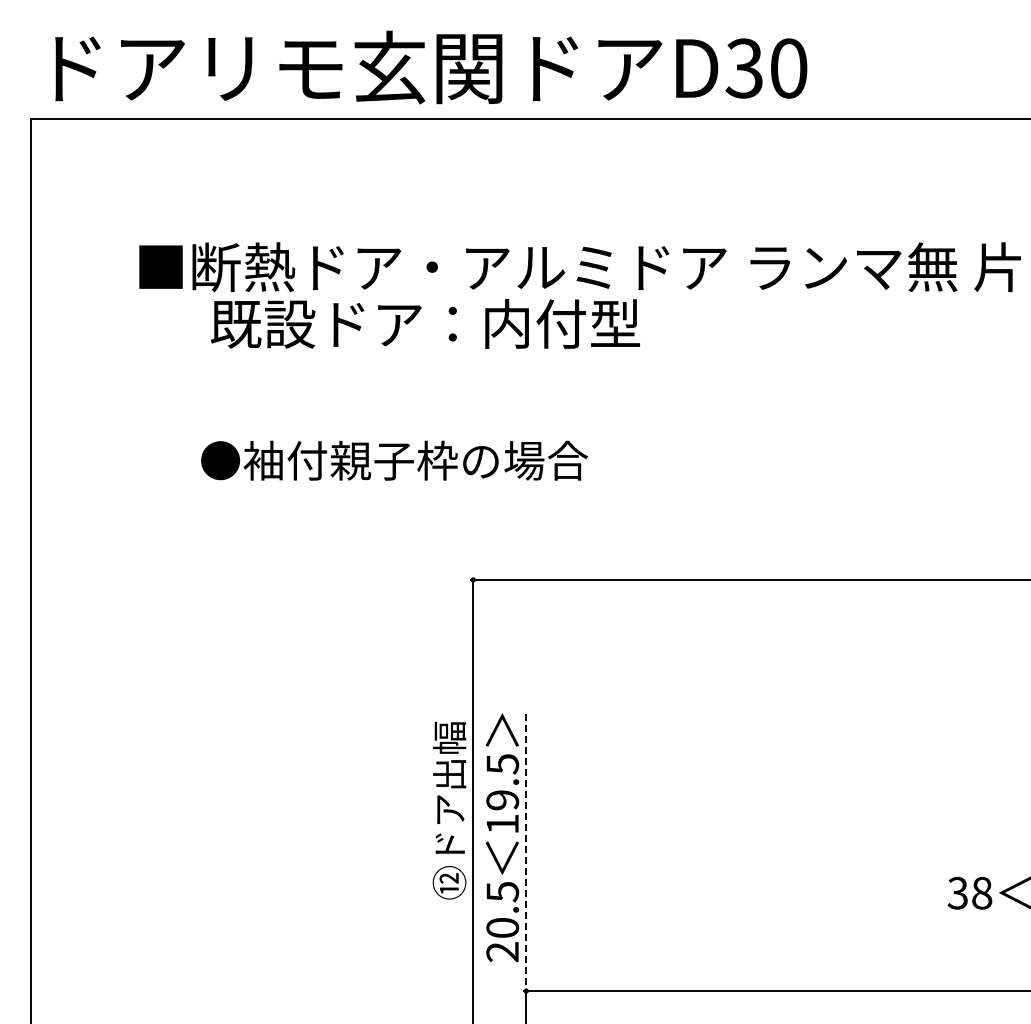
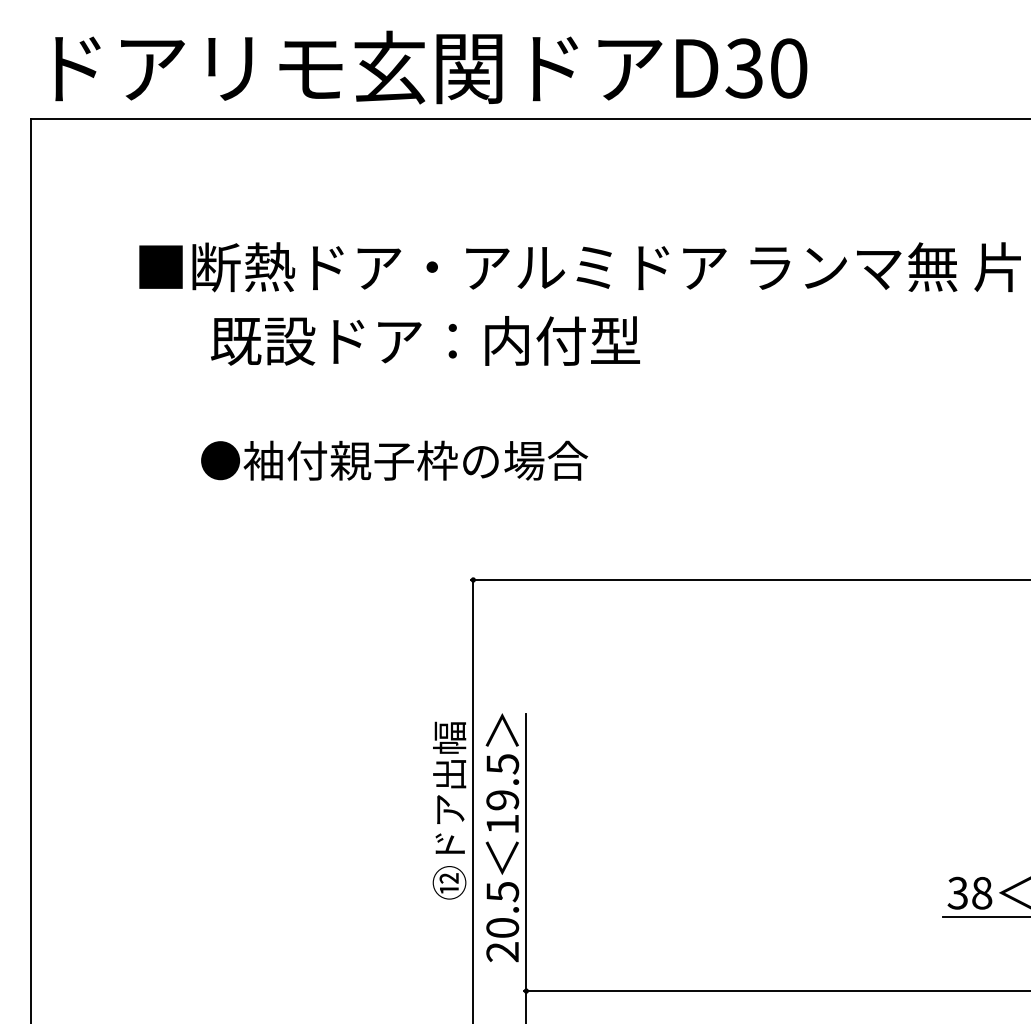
text position: (425, 323) -> (425, 340) (425, 340)
line: dashed -> solid (526, 853)
line: none -> present (985, 916)
